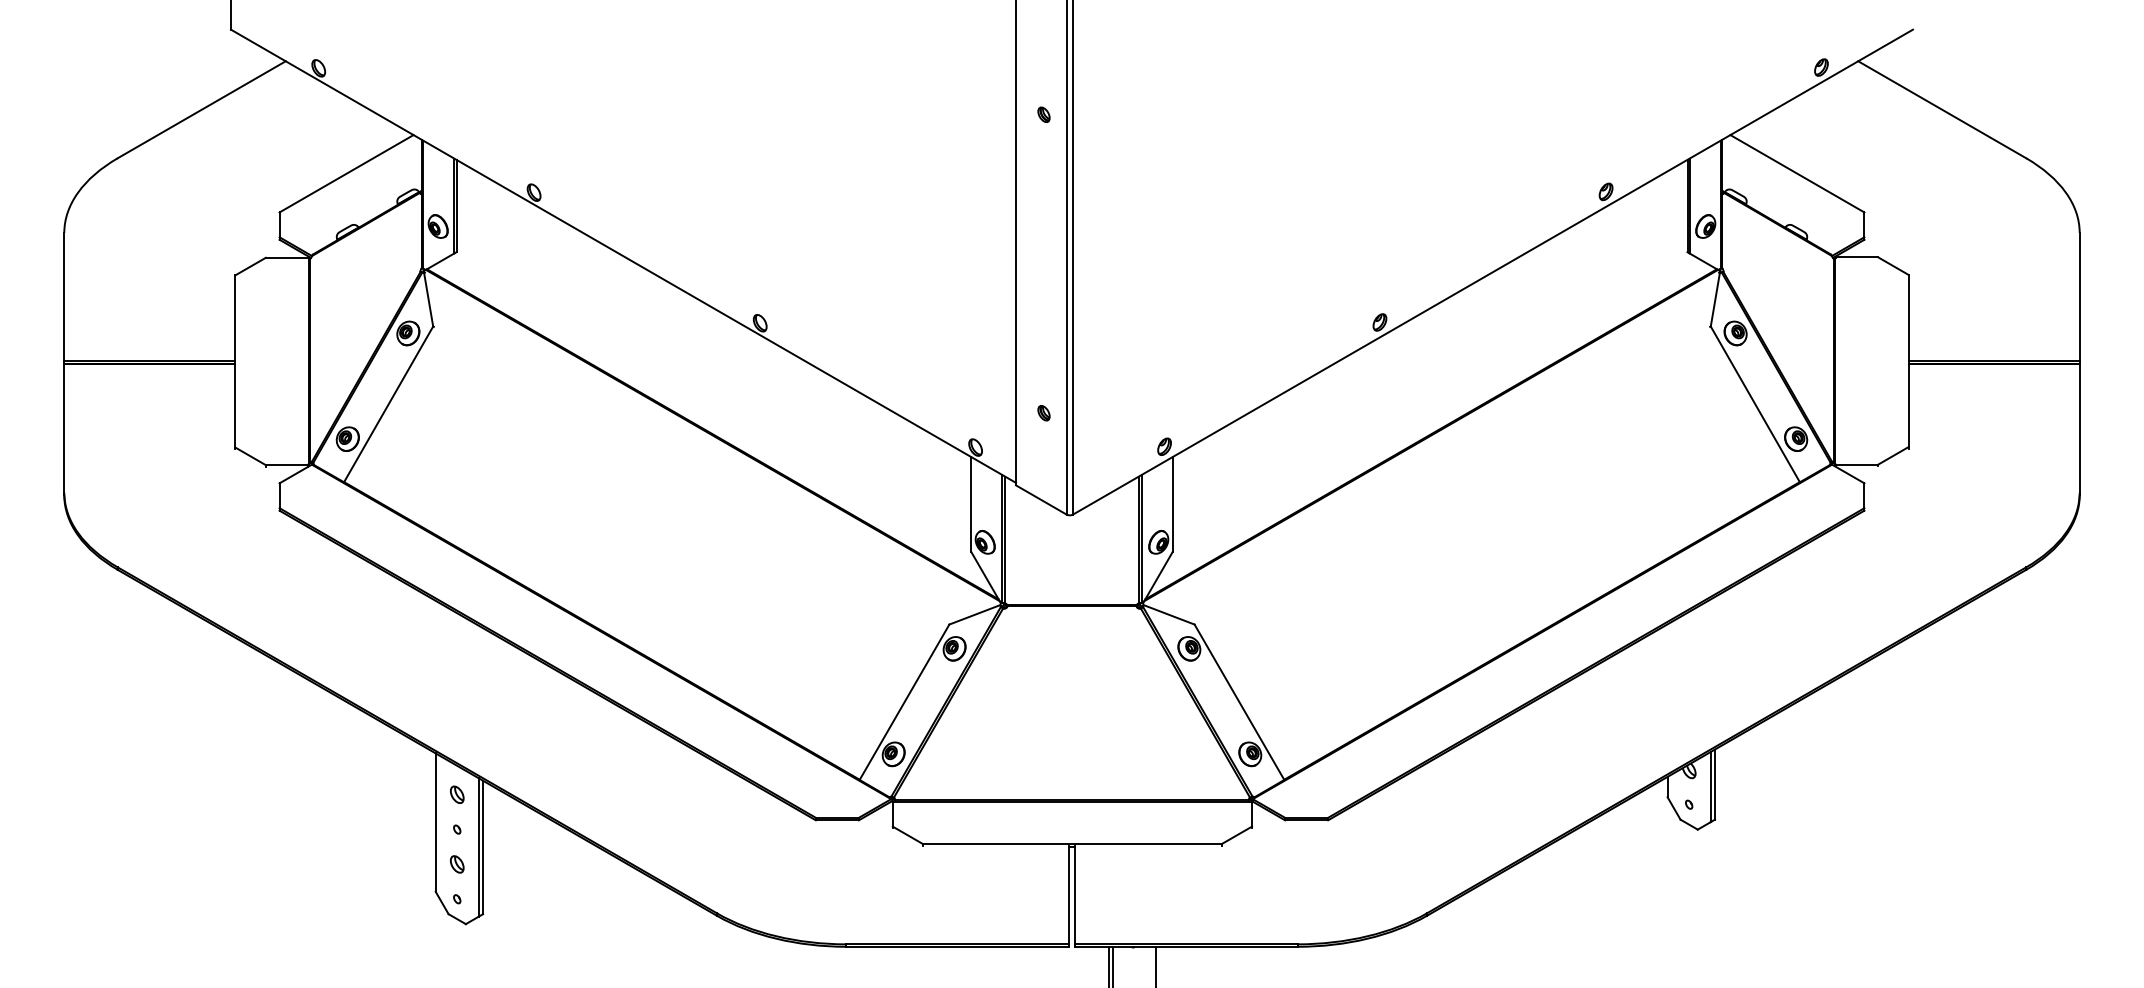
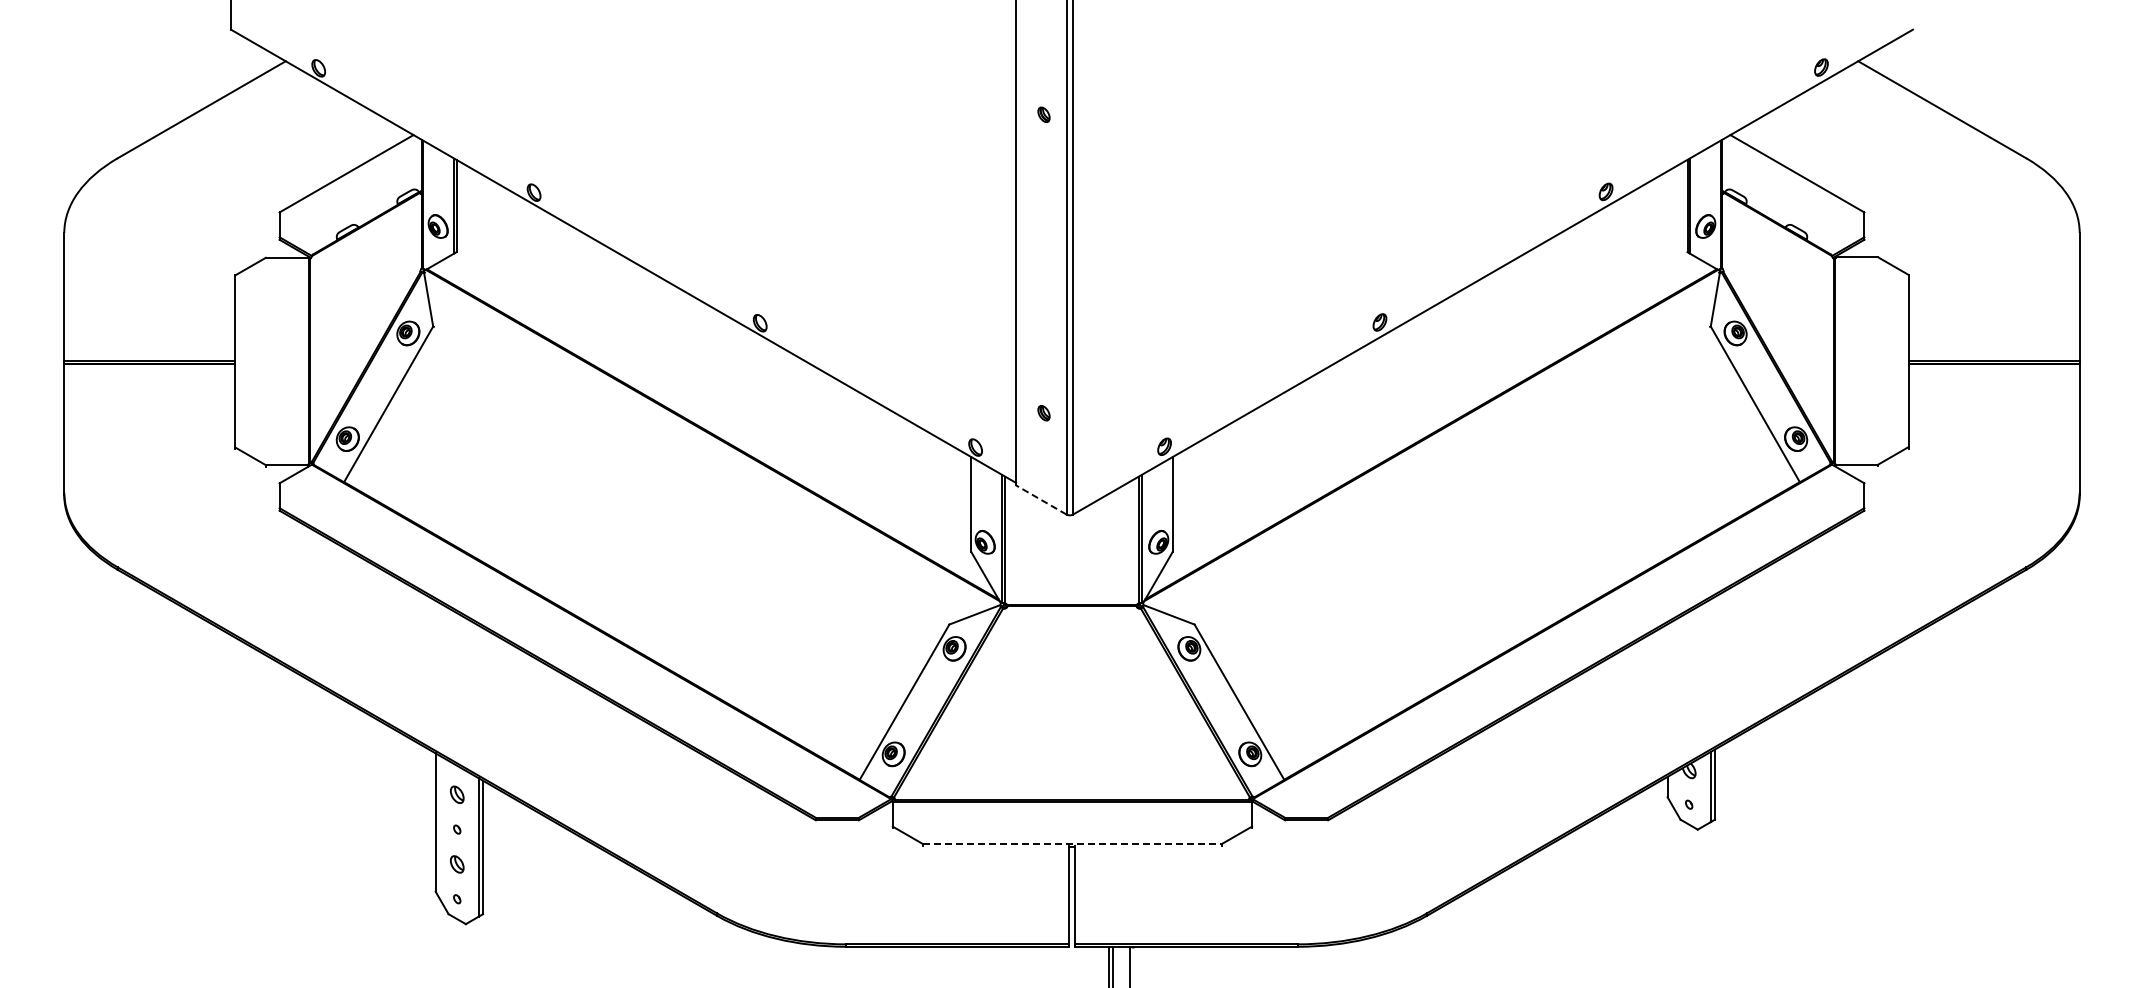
line: solid -> dashed (1040, 499)
line: solid -> dashed (1072, 844)
line position: (1156, 965) -> (1130, 965) (1130, 965)
